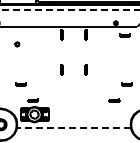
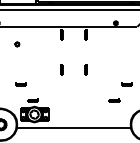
line: dashed -> solid (70, 10)
part: present -> none (124, 35)
line: dashed -> solid (73, 128)
